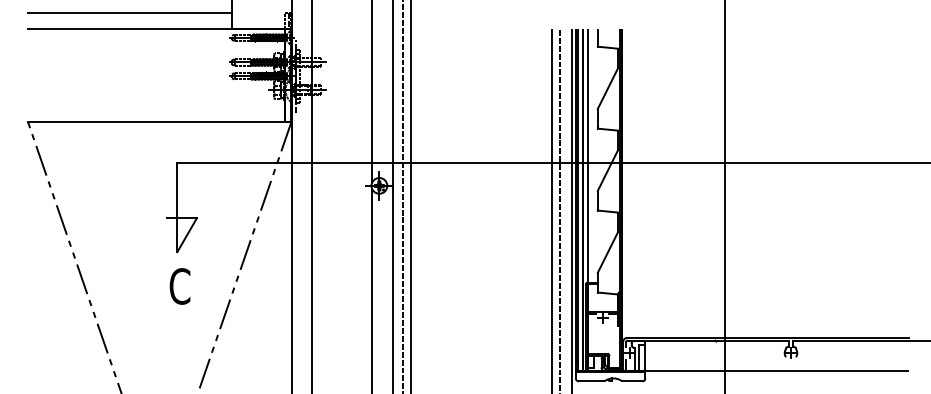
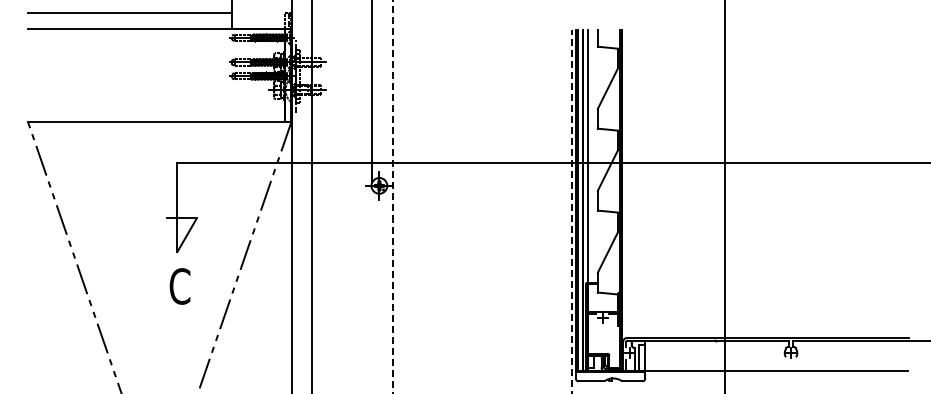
line: present -> none (403, 196)
line: present -> none (410, 196)
line: solid -> dashed (393, 197)
line: present -> none (552, 209)
line: present -> none (560, 209)
line: solid -> dashed (571, 211)
line: present -> none (372, 289)
